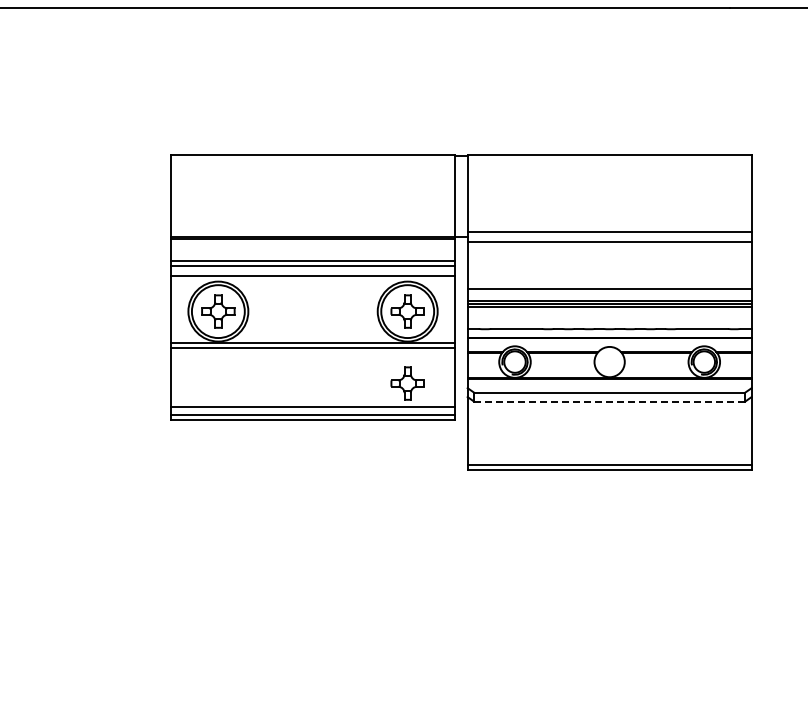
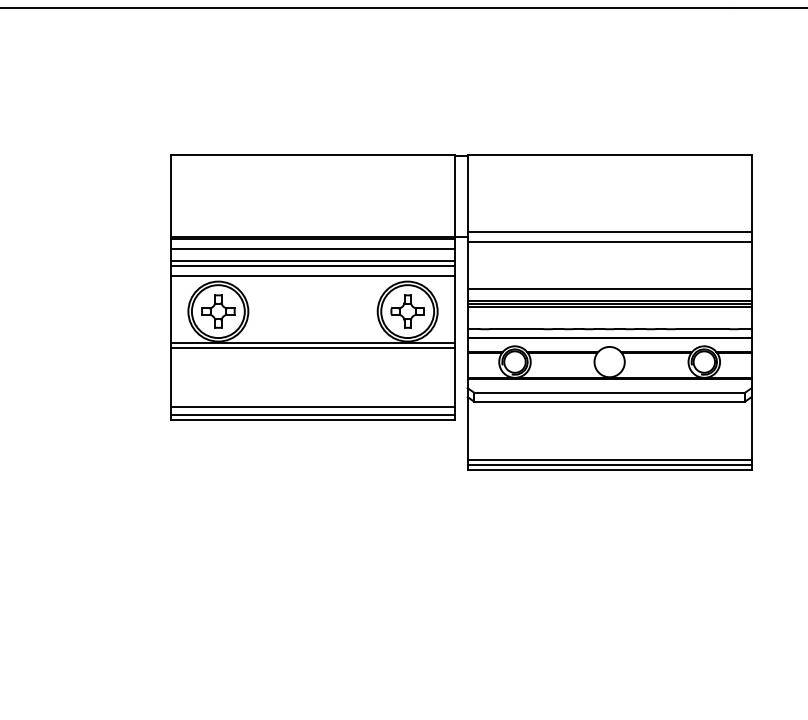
line: none -> present (313, 248)
part: present -> none (407, 383)
line: dashed -> solid (609, 401)
line: none -> present (609, 459)
